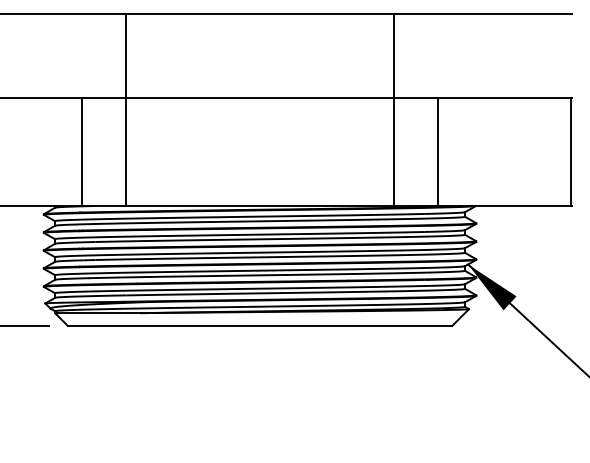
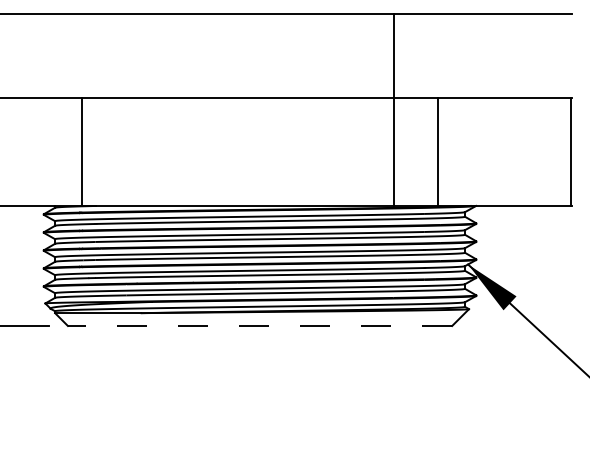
line: present -> none (126, 109)
line: solid -> dashed (259, 325)
